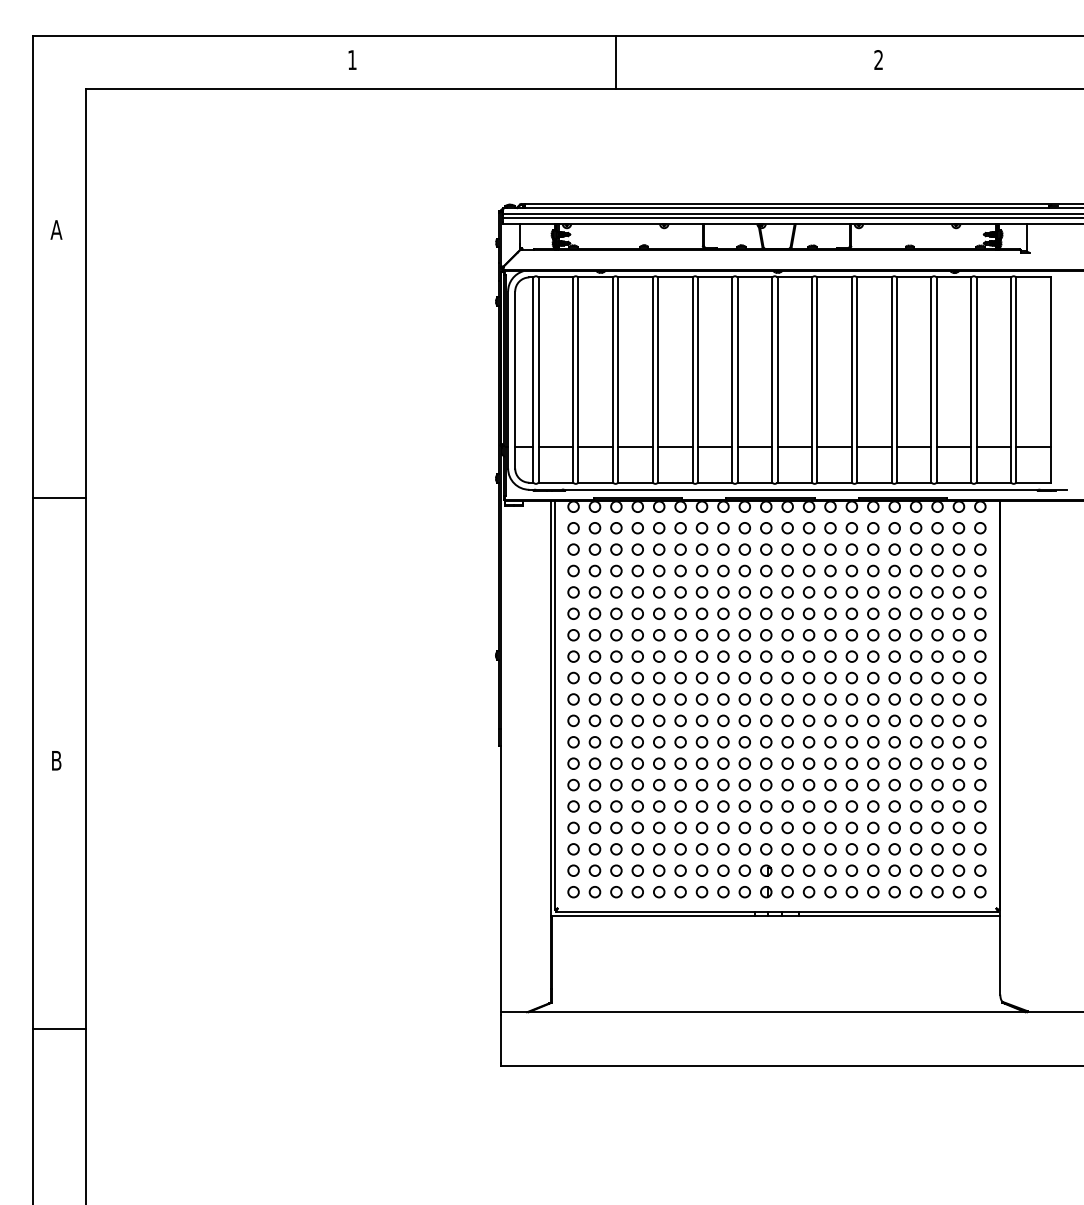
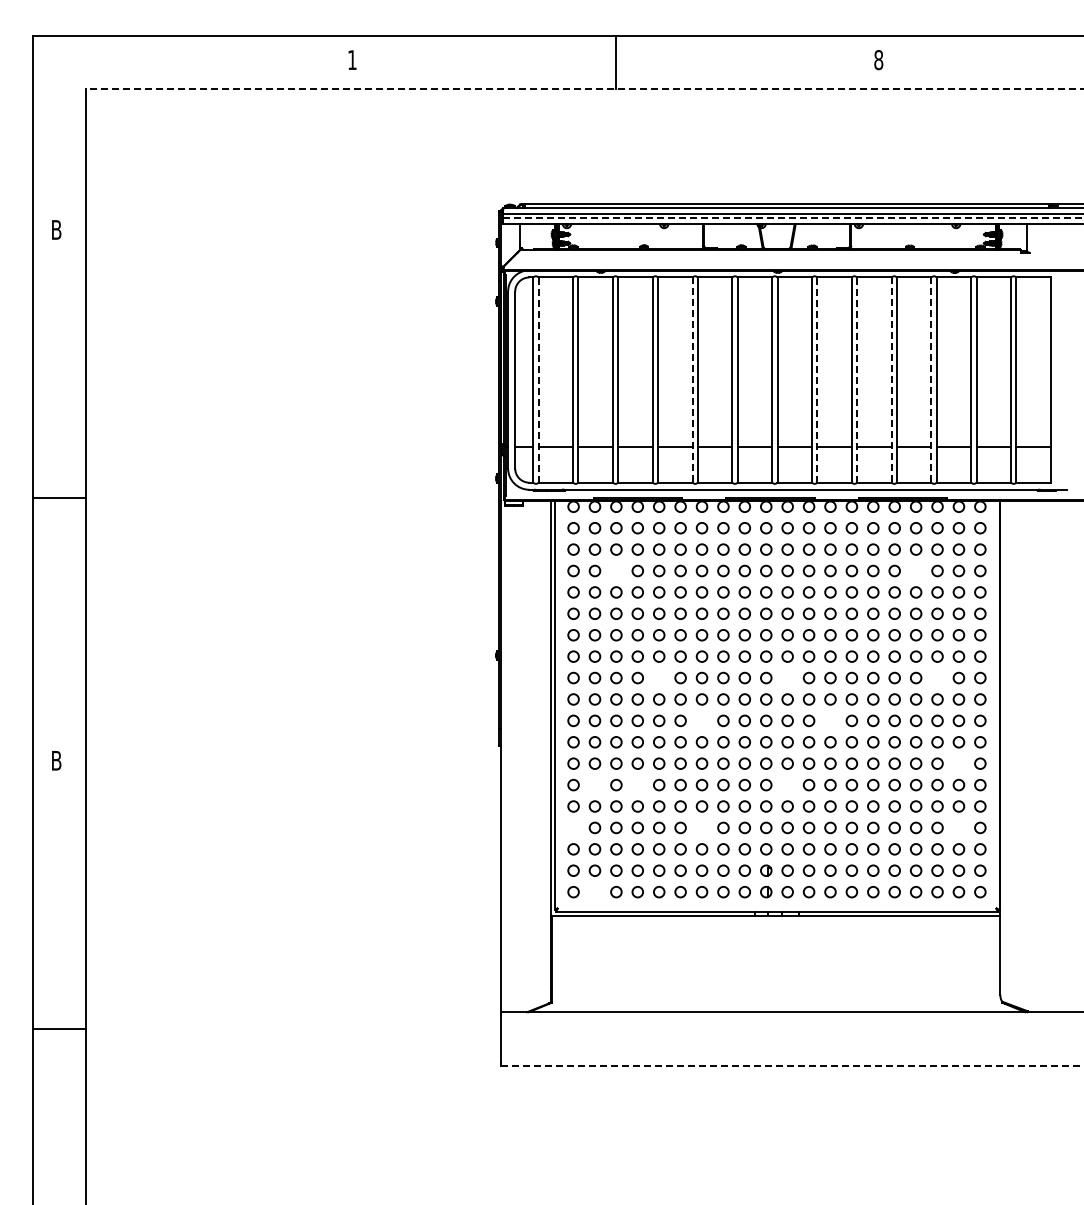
text: 2 -> 8 (878, 60)
line: solid -> dashed (584, 89)
line: solid -> dashed (793, 218)
text: A -> B (56, 229)
line: solid -> dashed (538, 380)
line: solid -> dashed (692, 380)
line: solid -> dashed (817, 380)
line: solid -> dashed (857, 380)
line: solid -> dashed (891, 380)
line: solid -> dashed (931, 380)
circle: present -> none (616, 570)
circle: present -> none (916, 570)
circle: present -> none (659, 677)
circle: present -> none (787, 677)
circle: present -> none (937, 677)
circle: present -> none (701, 720)
circle: present -> none (830, 720)
circle: present -> none (958, 763)
circle: present -> none (594, 784)
circle: present -> none (637, 784)
circle: present -> none (787, 784)
circle: present -> none (573, 827)
circle: present -> none (701, 827)
circle: present -> none (958, 827)
circle: present -> none (594, 892)
line: solid -> dashed (792, 1065)
